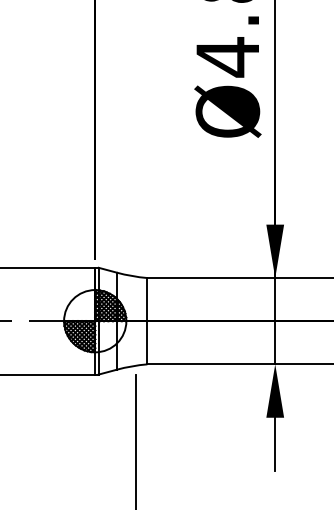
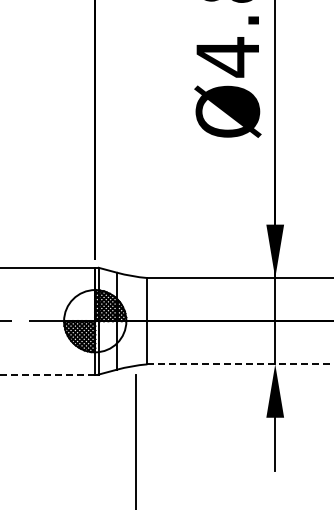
line: solid -> dashed (240, 364)
line: solid -> dashed (47, 374)
